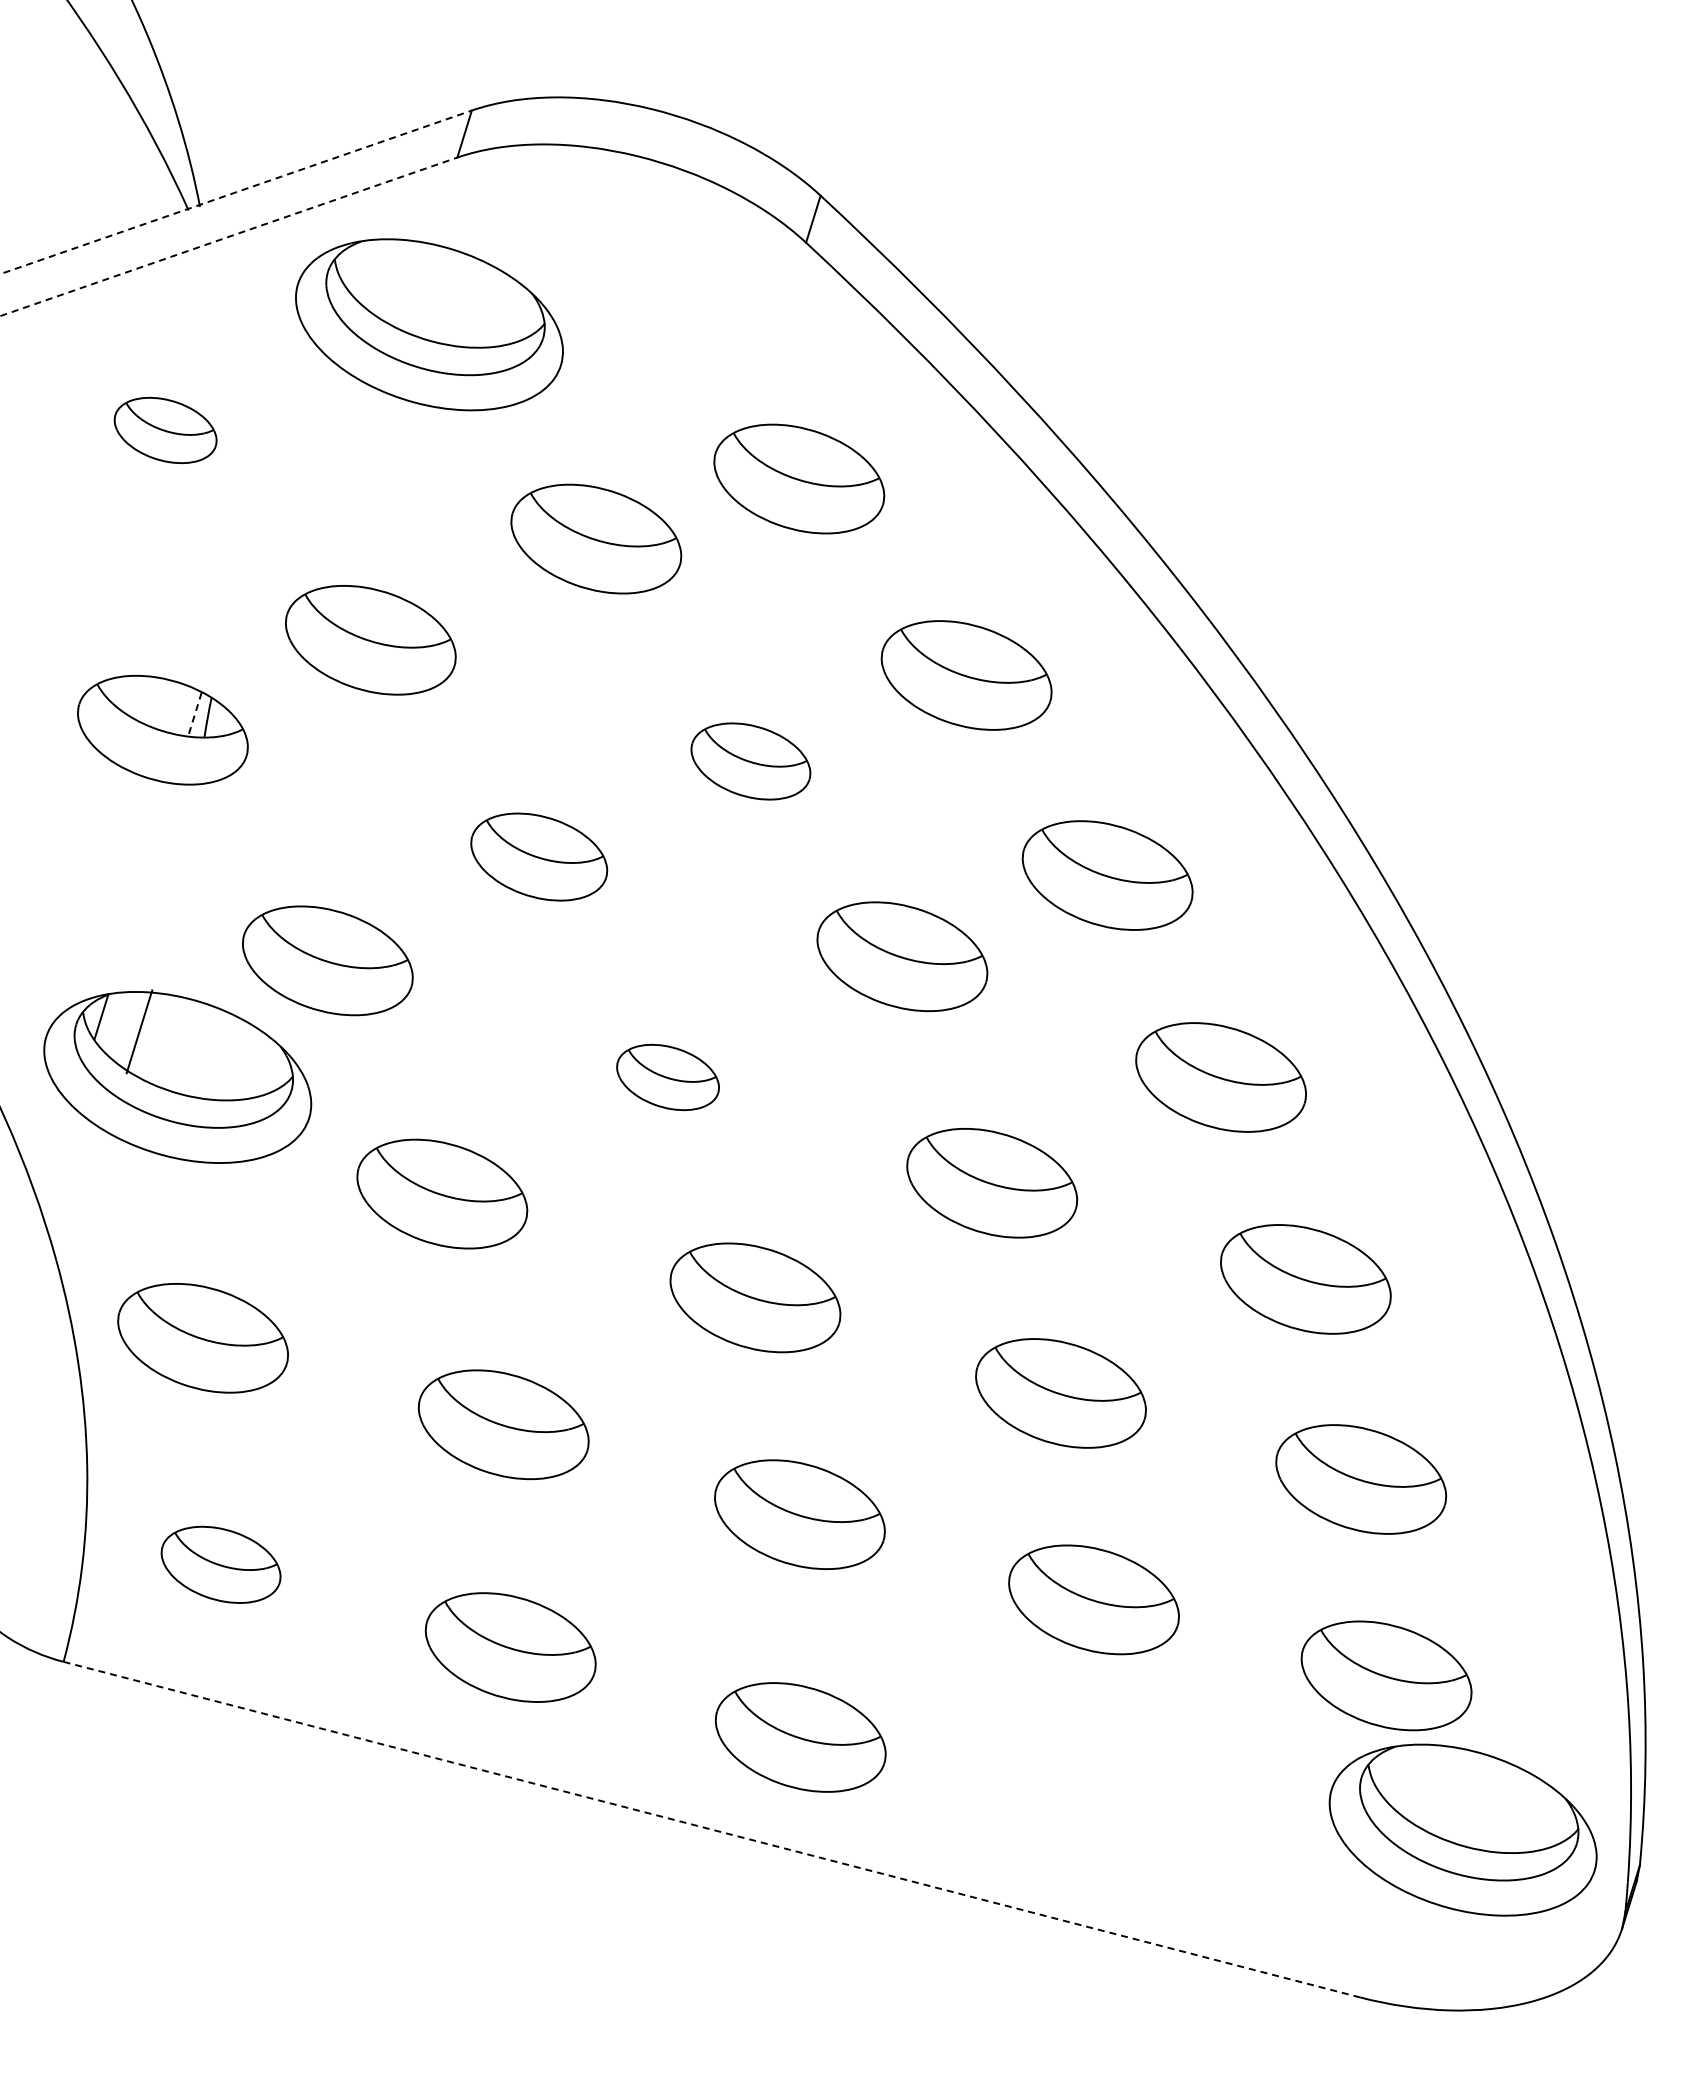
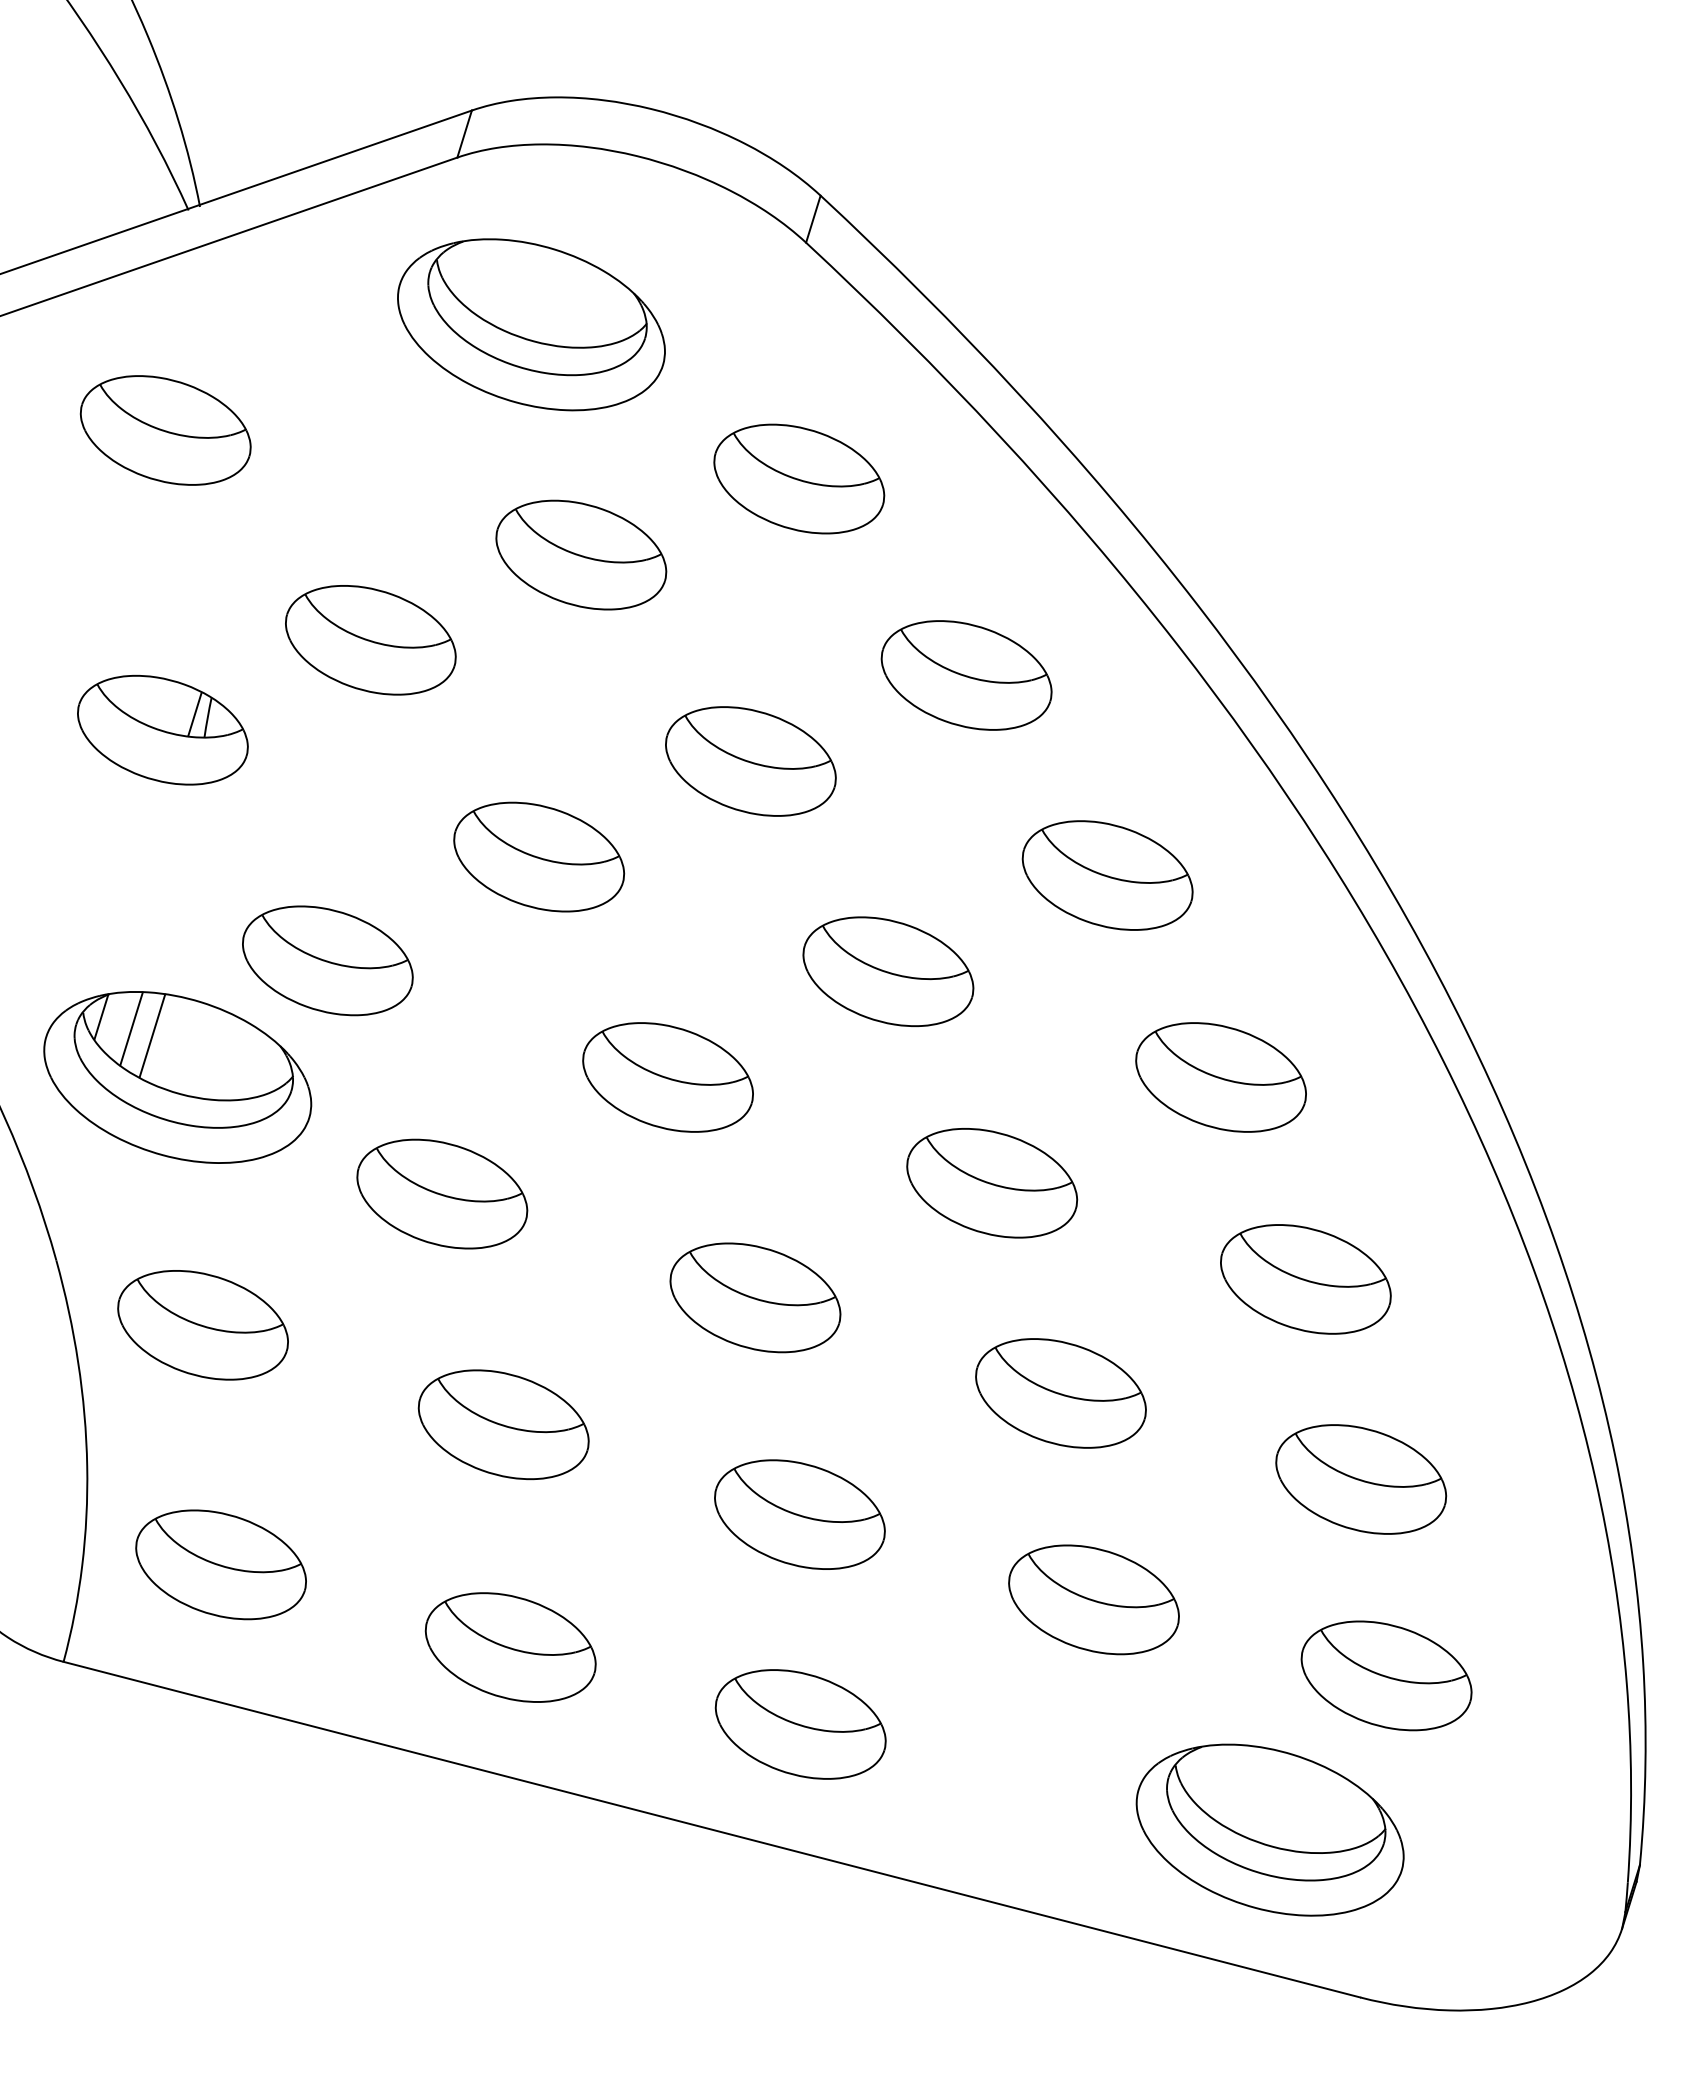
line: dashed -> solid (236, 192)
line: dashed -> solid (228, 236)
part position: (429, 324) -> (531, 324) (531, 324)
part size: 105x69 px -> 173x111 px (165, 430)
part position: (596, 538) -> (581, 554) (581, 554)
line: dashed -> solid (194, 714)
part size: 122x79 px -> 172x111 px (750, 761)
part size: 139x90 px -> 173x112 px (539, 856)
part position: (902, 956) -> (888, 971) (888, 971)
line: none -> present (131, 1028)
line position: (139, 1031) -> (152, 1035) (152, 1035)
part size: 104x69 px -> 172x111 px (667, 1077)
part position: (202, 1338) -> (202, 1325) (202, 1325)
part size: 122x79 px -> 172x112 px (220, 1564)
part position: (800, 1737) -> (800, 1724) (800, 1724)
line: dashed -> solid (711, 1829)
part position: (1462, 1829) -> (1269, 1829) (1269, 1829)
